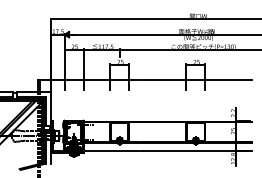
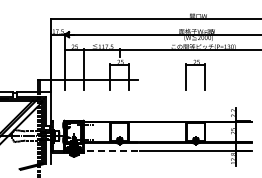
line: present -> none (195, 80)
line: solid -> dashed (110, 150)
